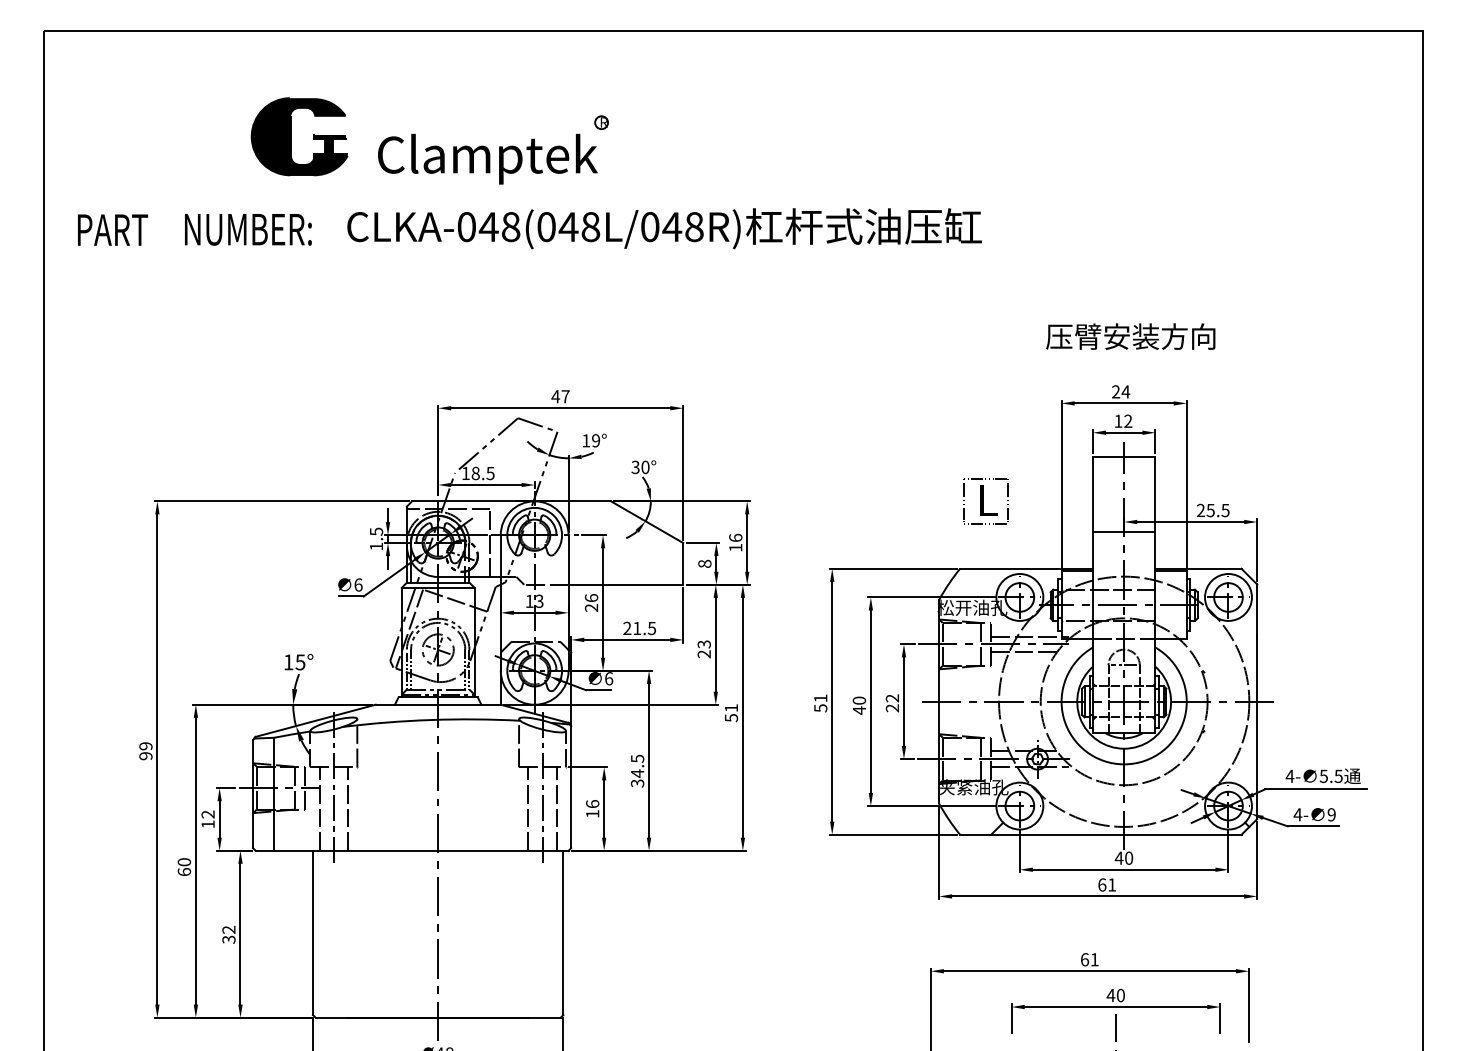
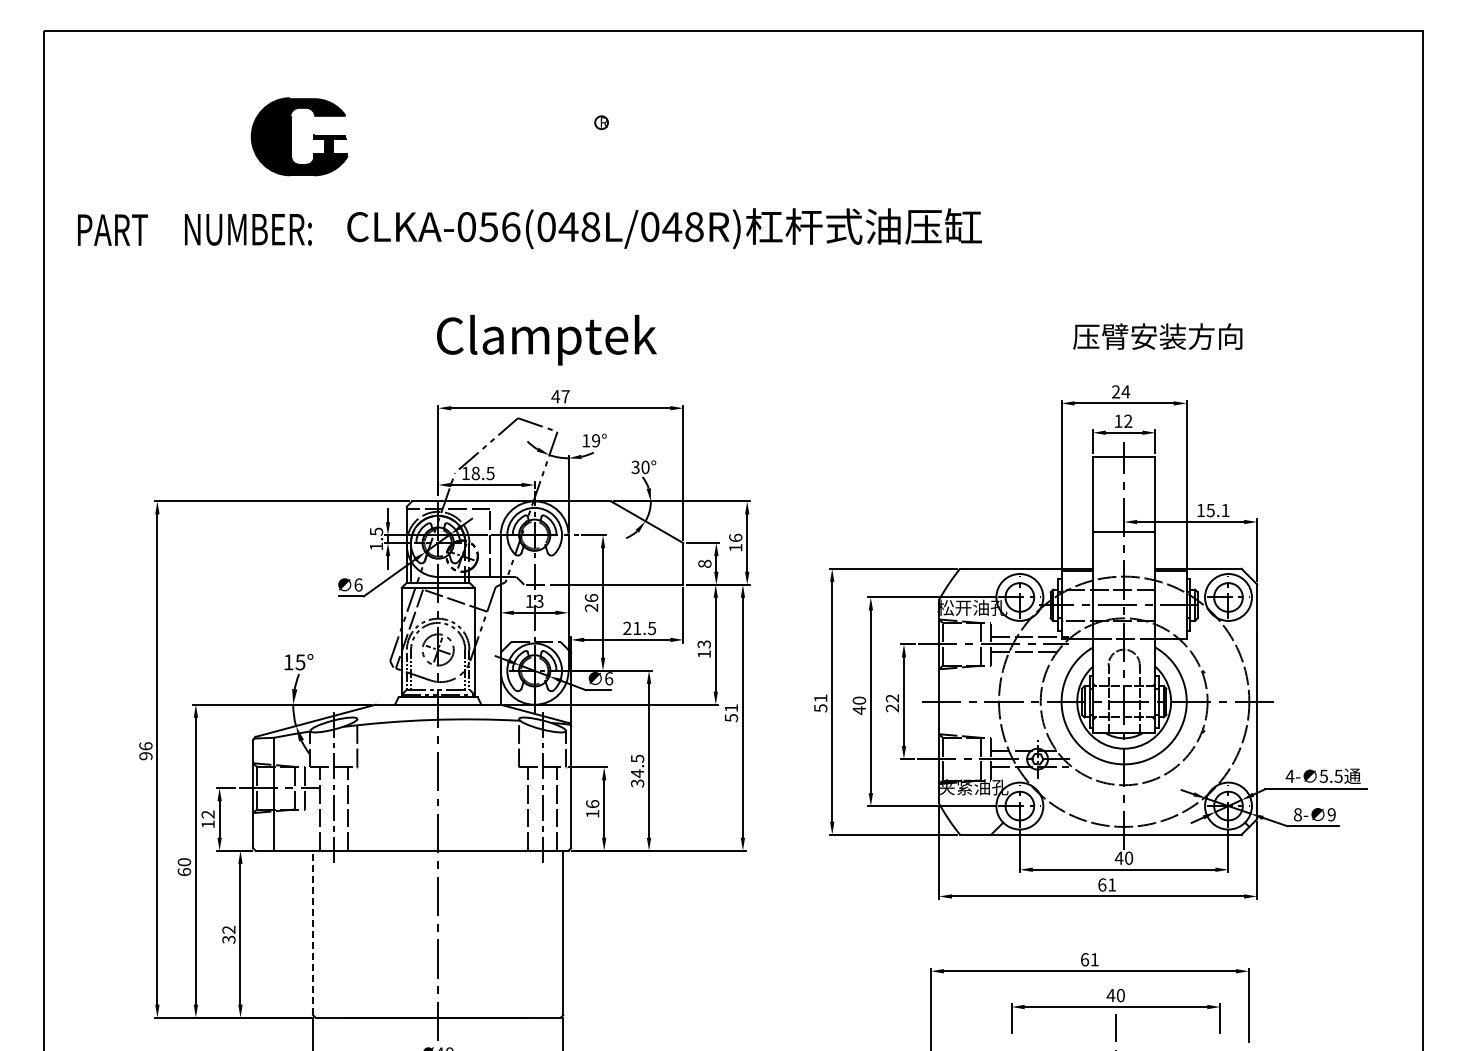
text position: (487, 158) -> (546, 339) (546, 339)
text: CLKA-048(048L/048R) -> CLKA-056(048L/048R) (499, 227)
text position: (1130, 336) -> (1157, 336) (1157, 336)
part: present -> none (985, 501)
text: 25.5 -> 15.1 (1212, 510)
text: 23 -> 13 (703, 654)
line: present -> none (1124, 665)
text: 99 -> 96 (145, 746)
text: 4- -> 8- (1297, 814)
line: solid -> dashed (313, 932)
